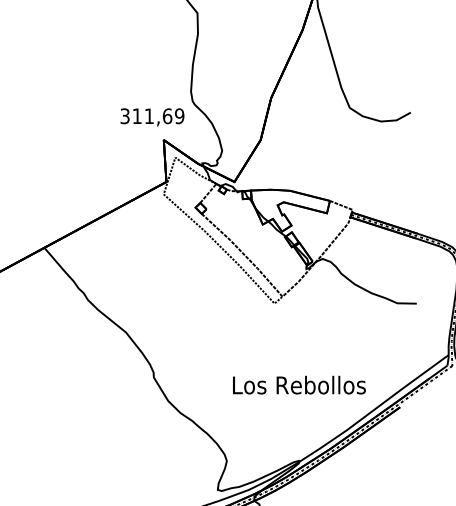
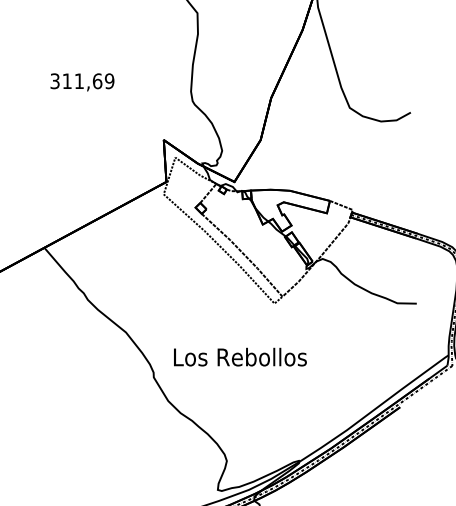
text position: (152, 117) -> (82, 82) (82, 82)
text position: (299, 384) -> (240, 356) (240, 356)
